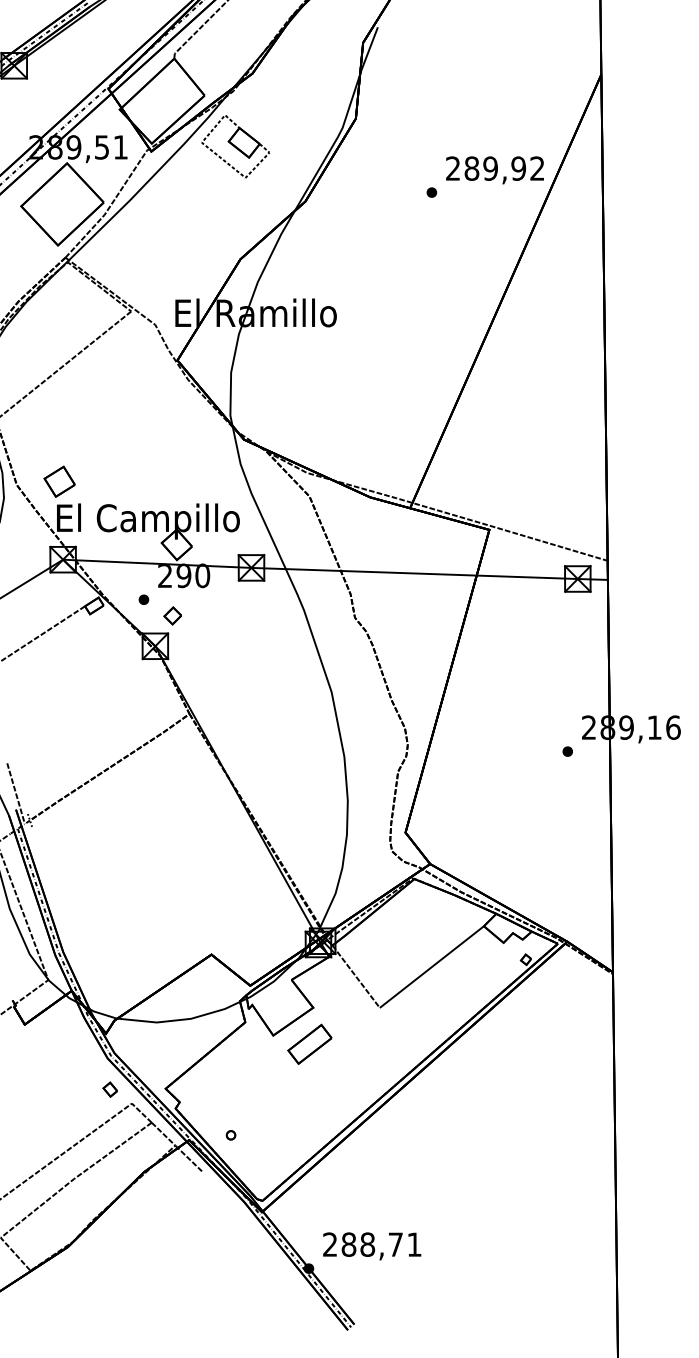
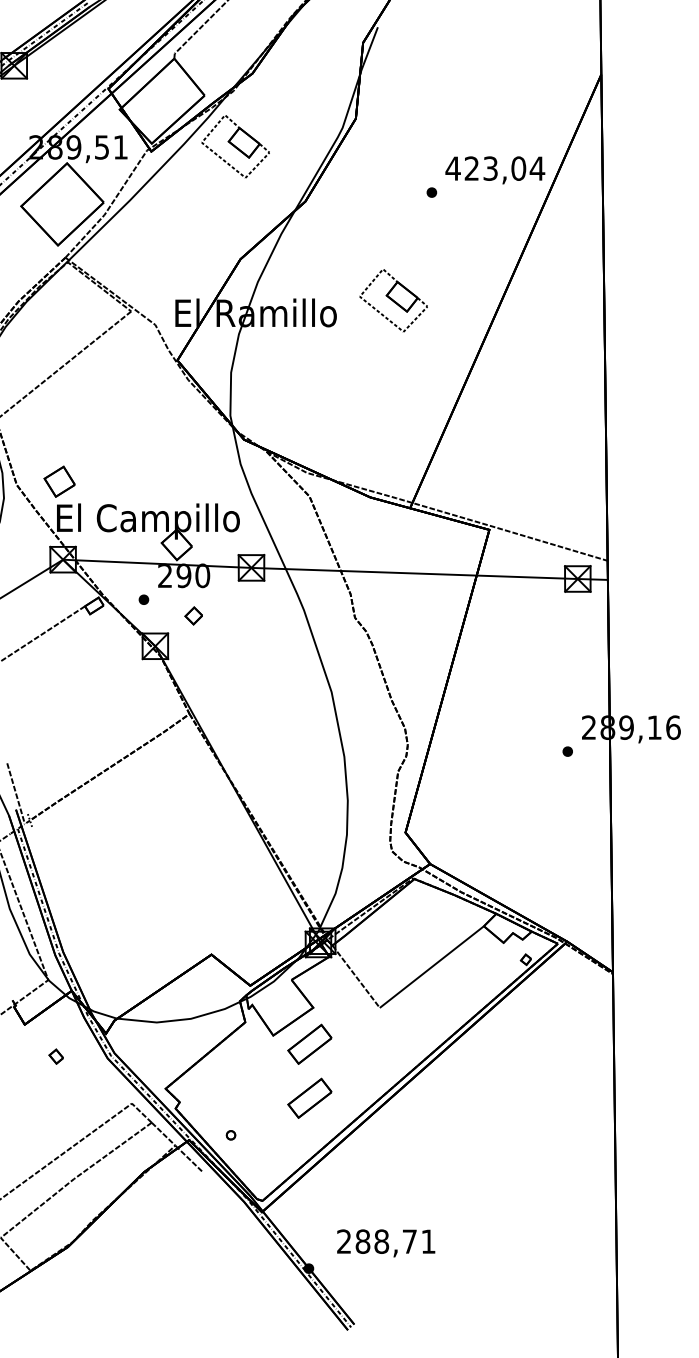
text: 289,92 -> 423,04 (495, 168)
part: none -> present (393, 300)
part position: (172, 615) -> (193, 615) (193, 615)
part position: (109, 1089) -> (55, 1056) (55, 1056)
part: none -> present (309, 1097)
text position: (372, 1246) -> (386, 1243) (386, 1243)
